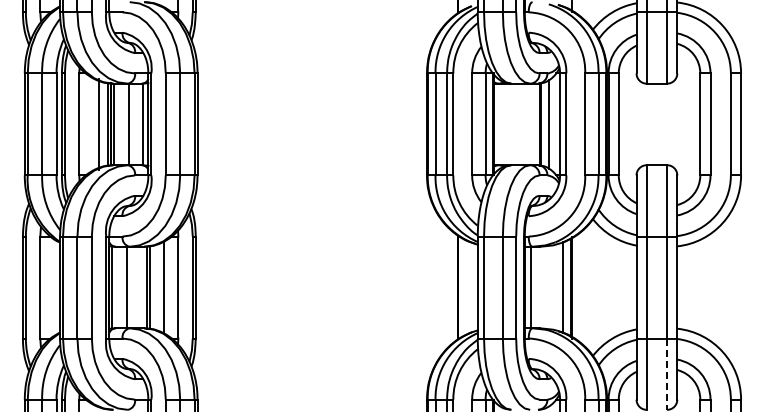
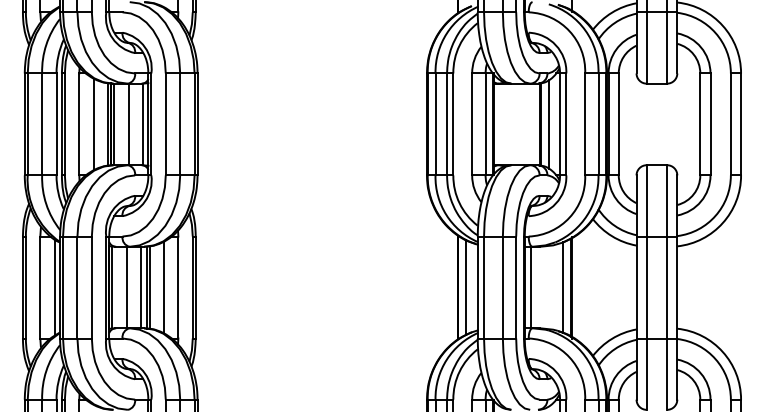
line position: (98, 124) -> (93, 124) (93, 124)
line: none -> present (54, 287)
line: none -> present (141, 287)
line: none -> present (466, 287)
line: dashed -> solid (667, 374)
